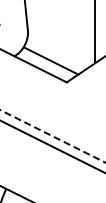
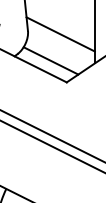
line: none -> present (60, 34)
line: dashed -> solid (52, 136)
